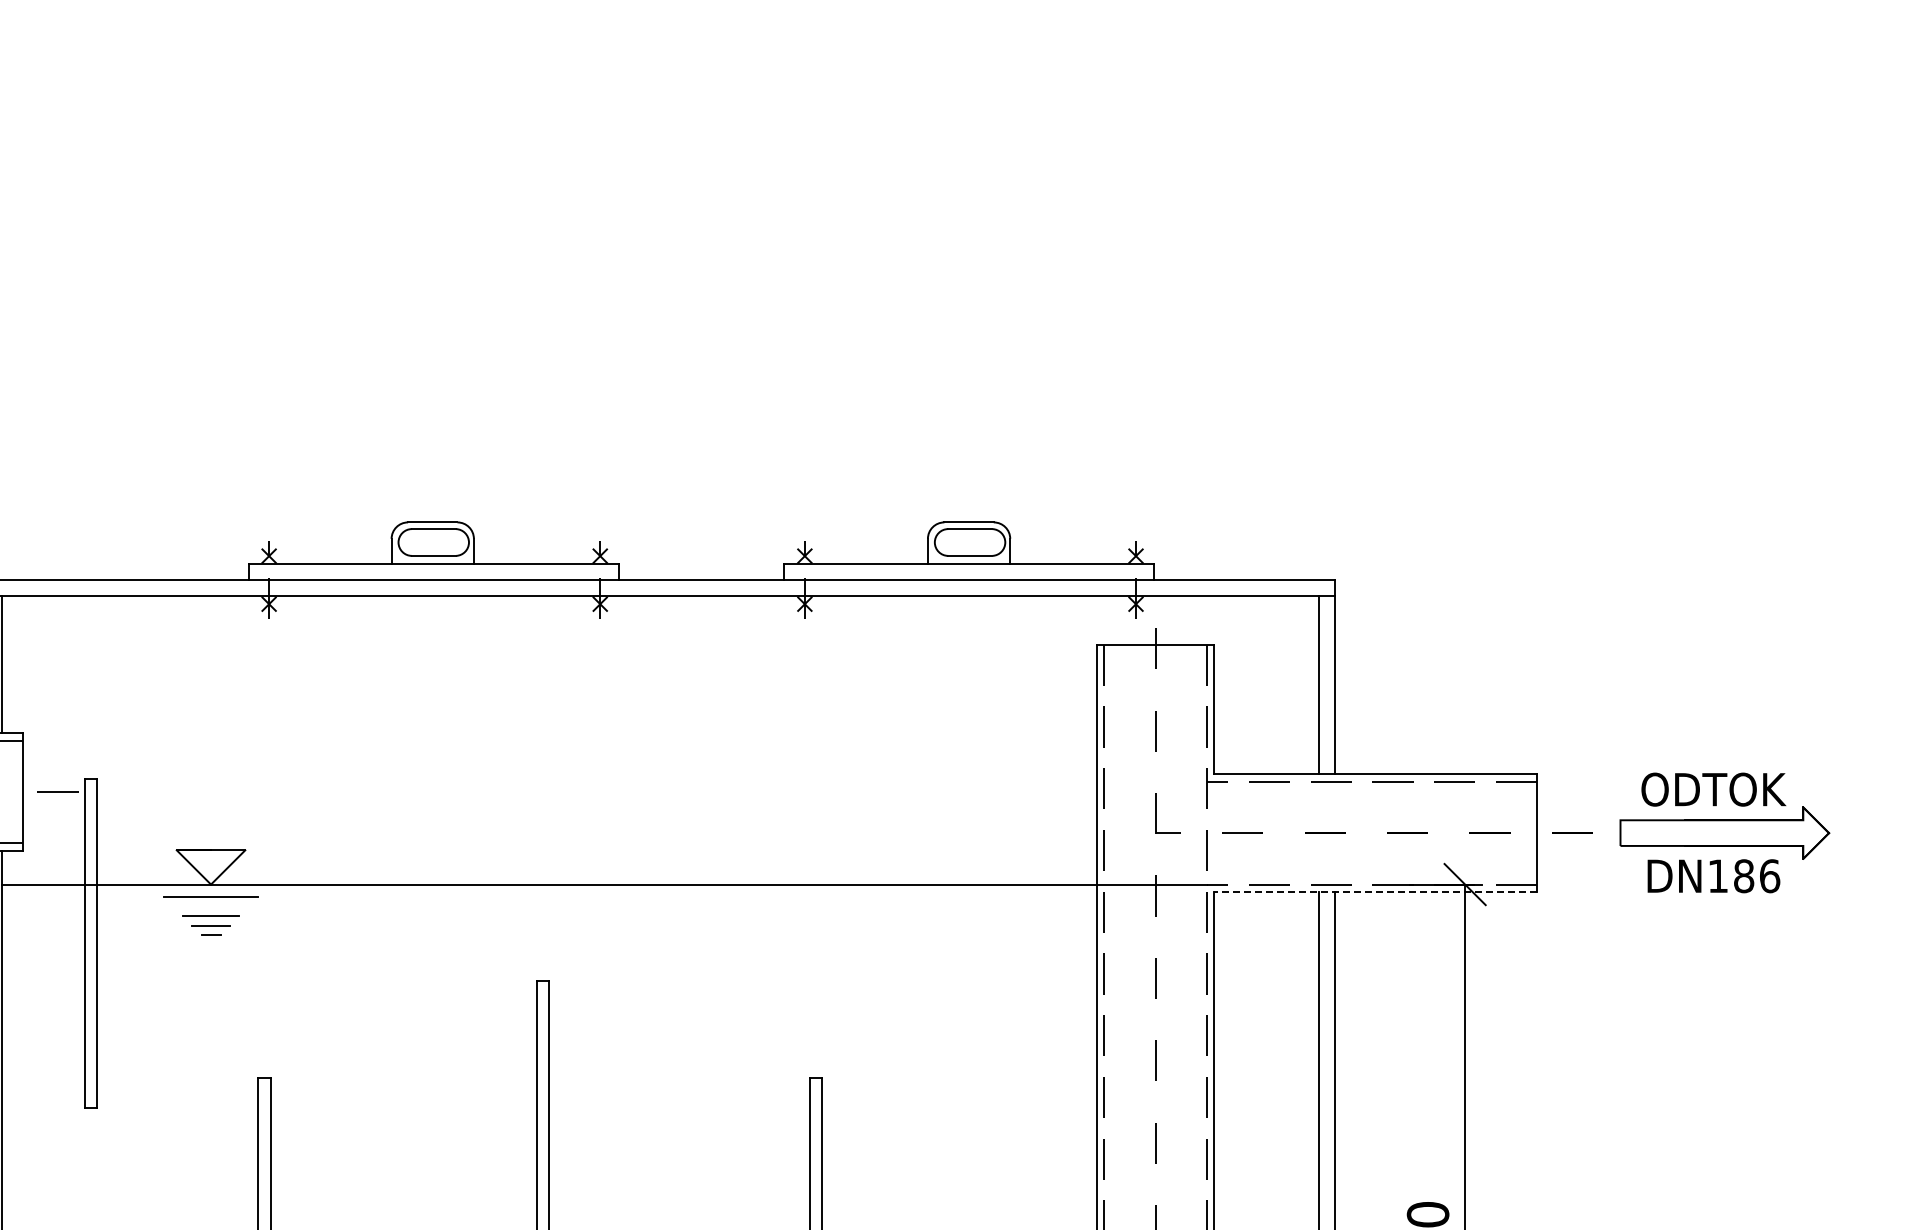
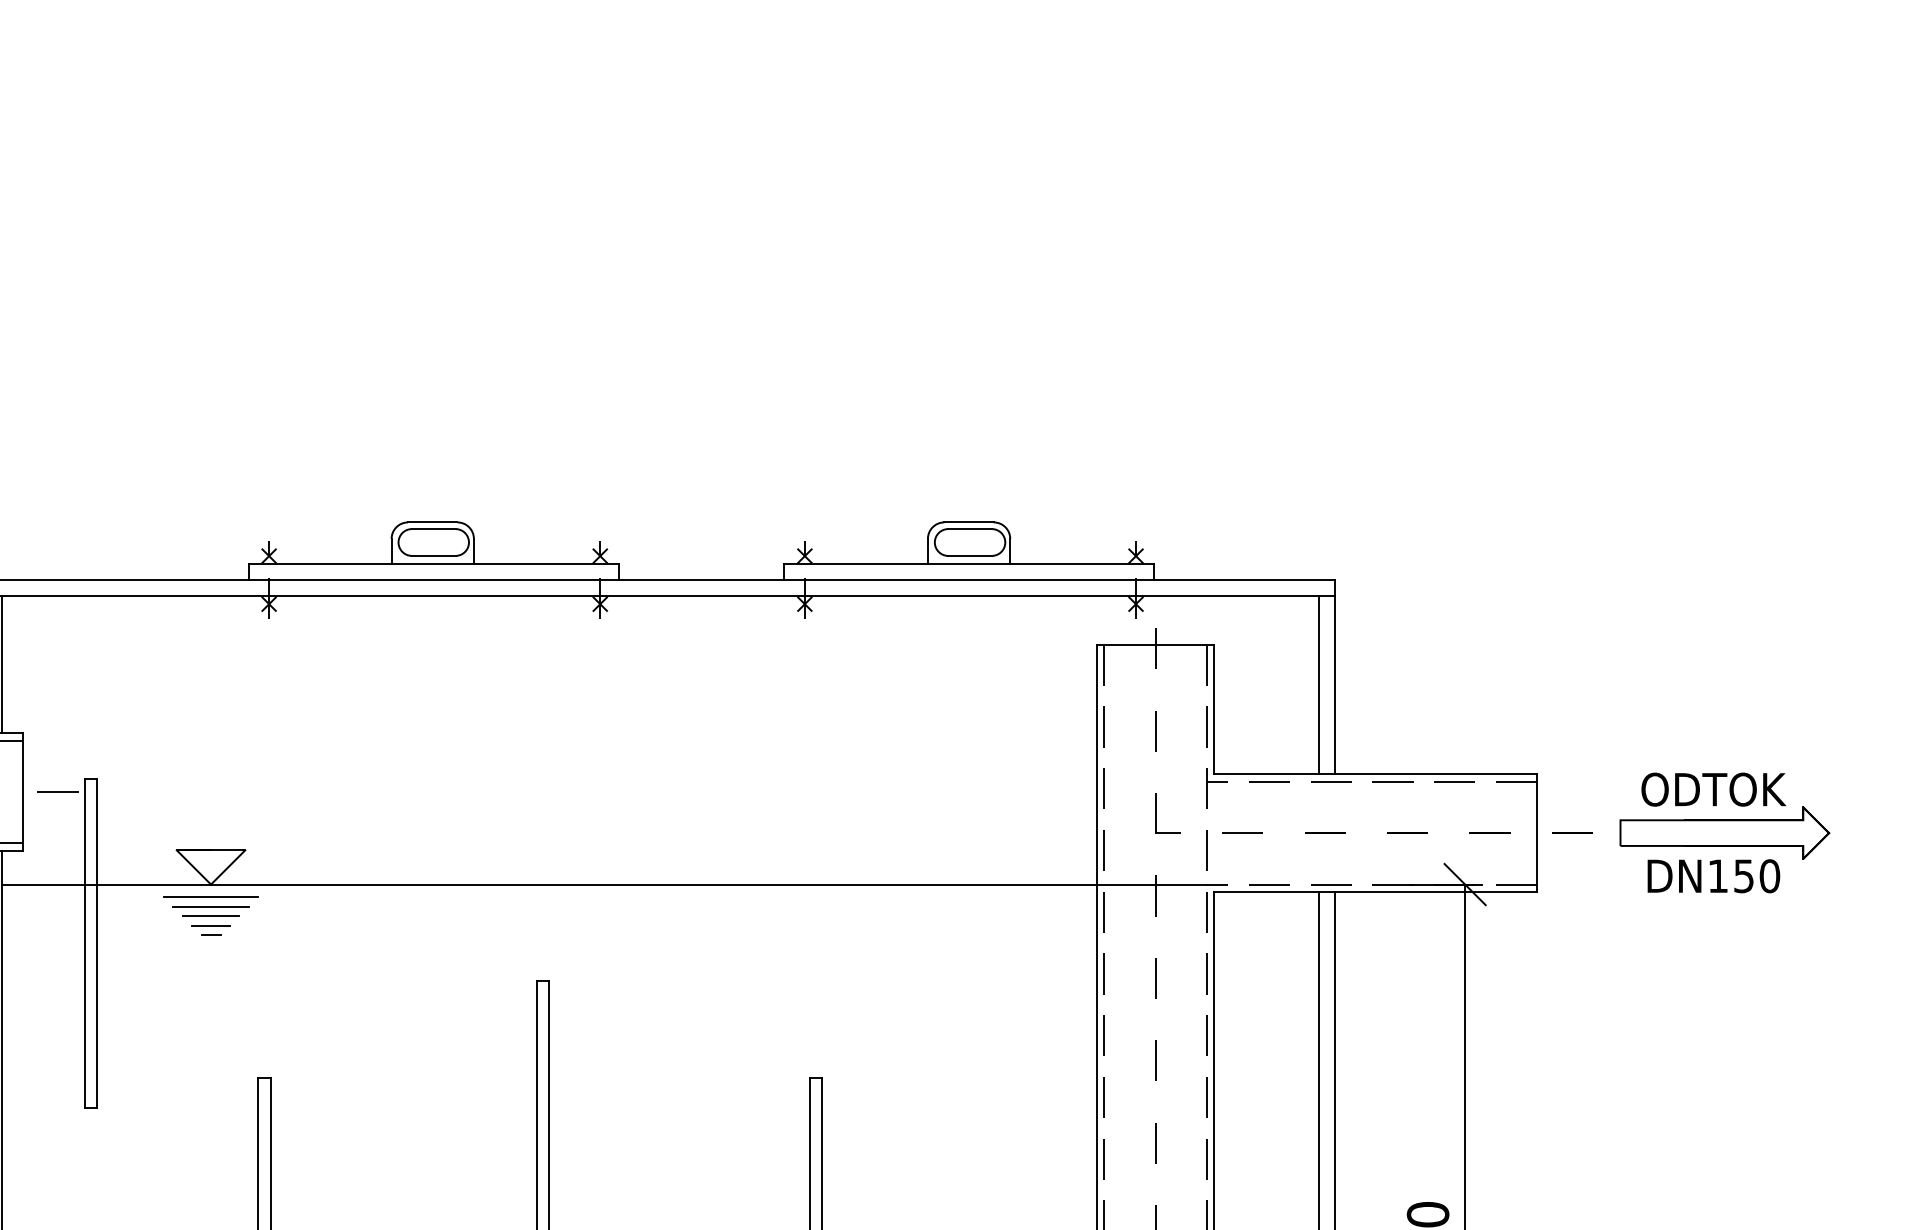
text: DN186 -> DN150 (1757, 876)
line: dashed -> solid (1375, 891)
line: none -> present (210, 906)
